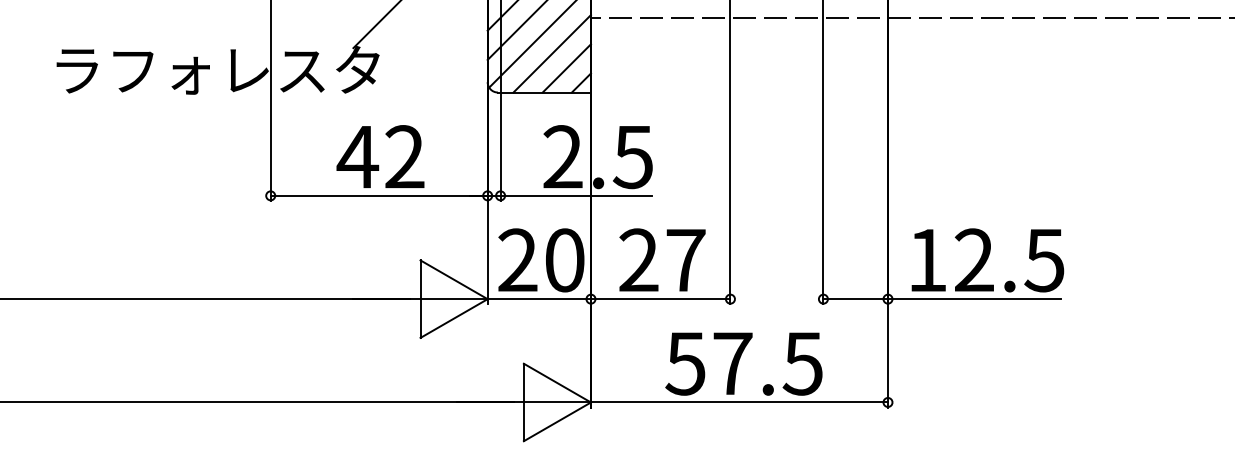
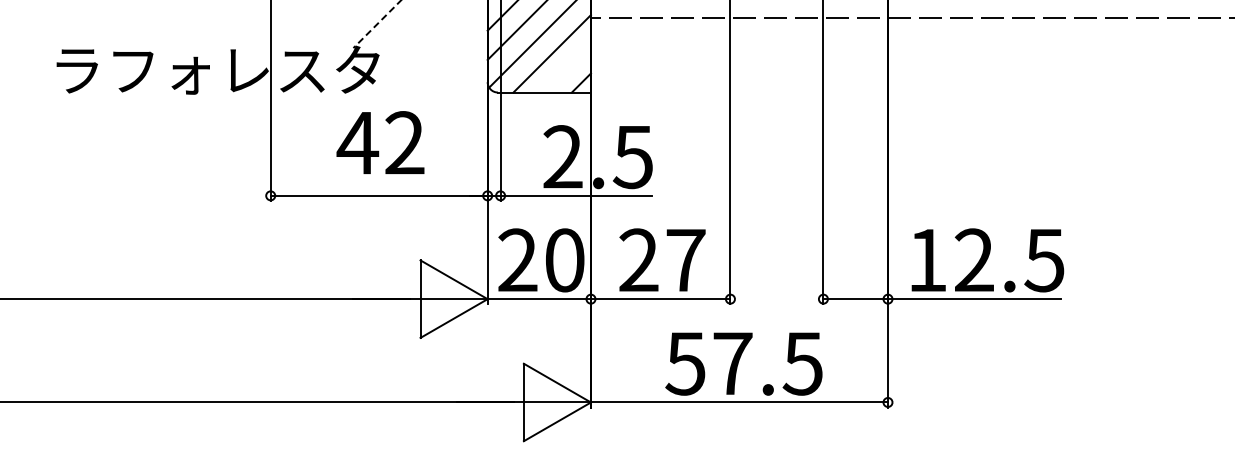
line: solid -> dashed (377, 24)
line: present -> none (566, 68)
text position: (380, 156) -> (380, 142) (380, 142)
